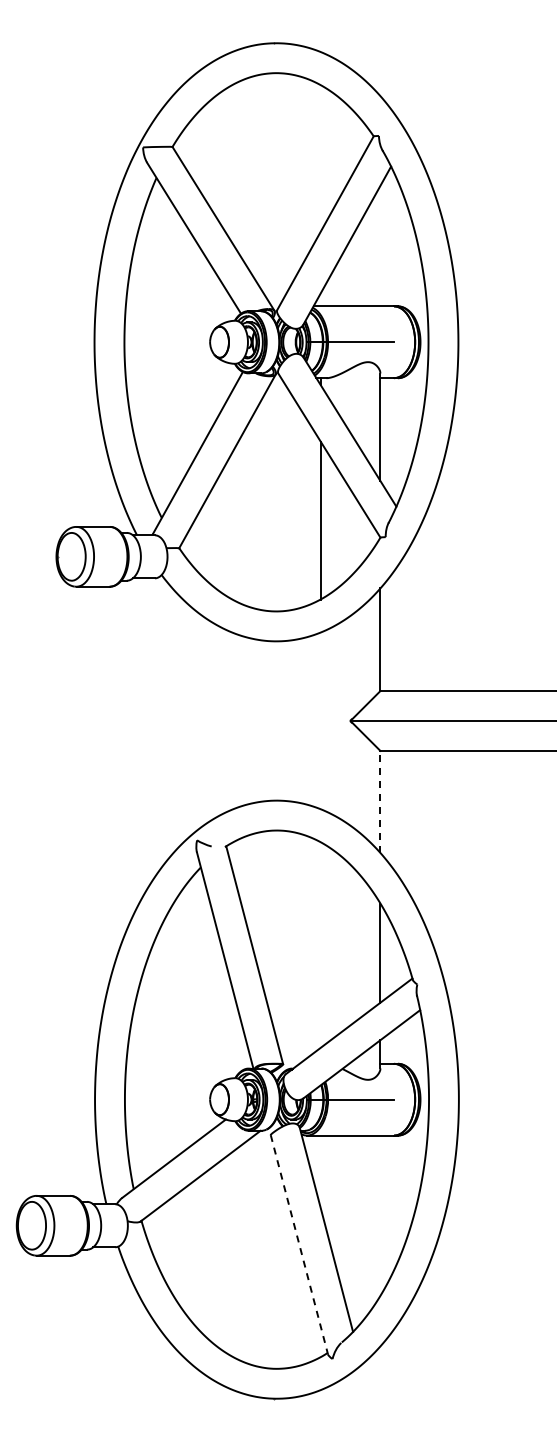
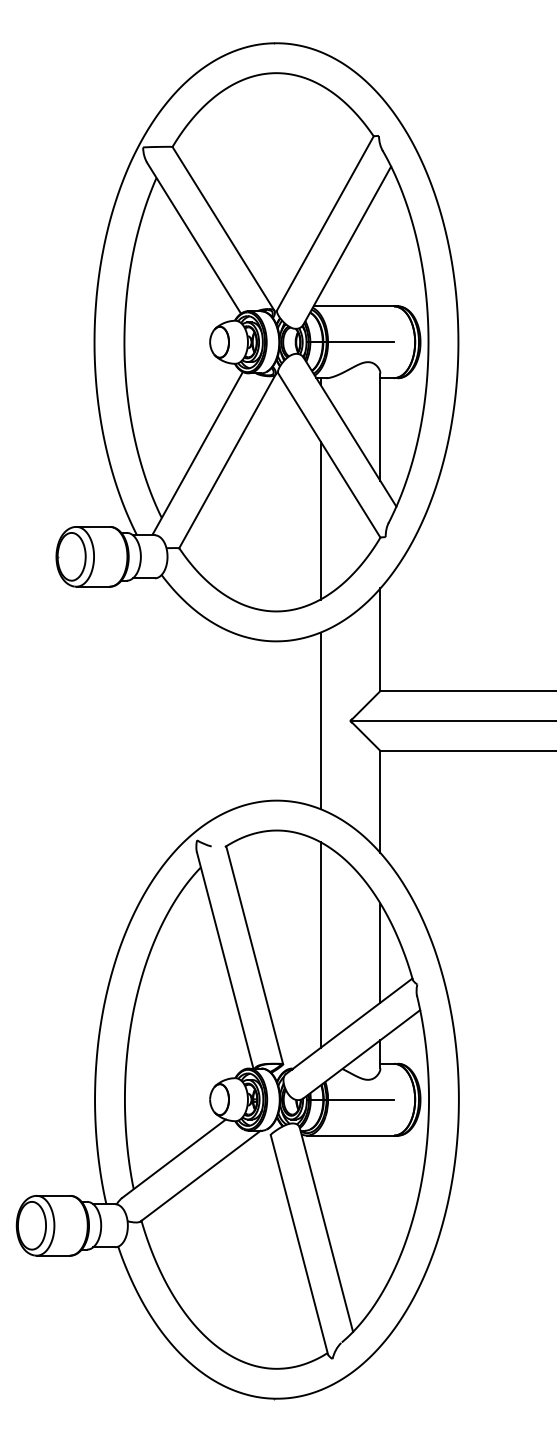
line: none -> present (320, 720)
line: dashed -> solid (380, 801)
line: none -> present (320, 944)
line: dashed -> solid (299, 1245)
